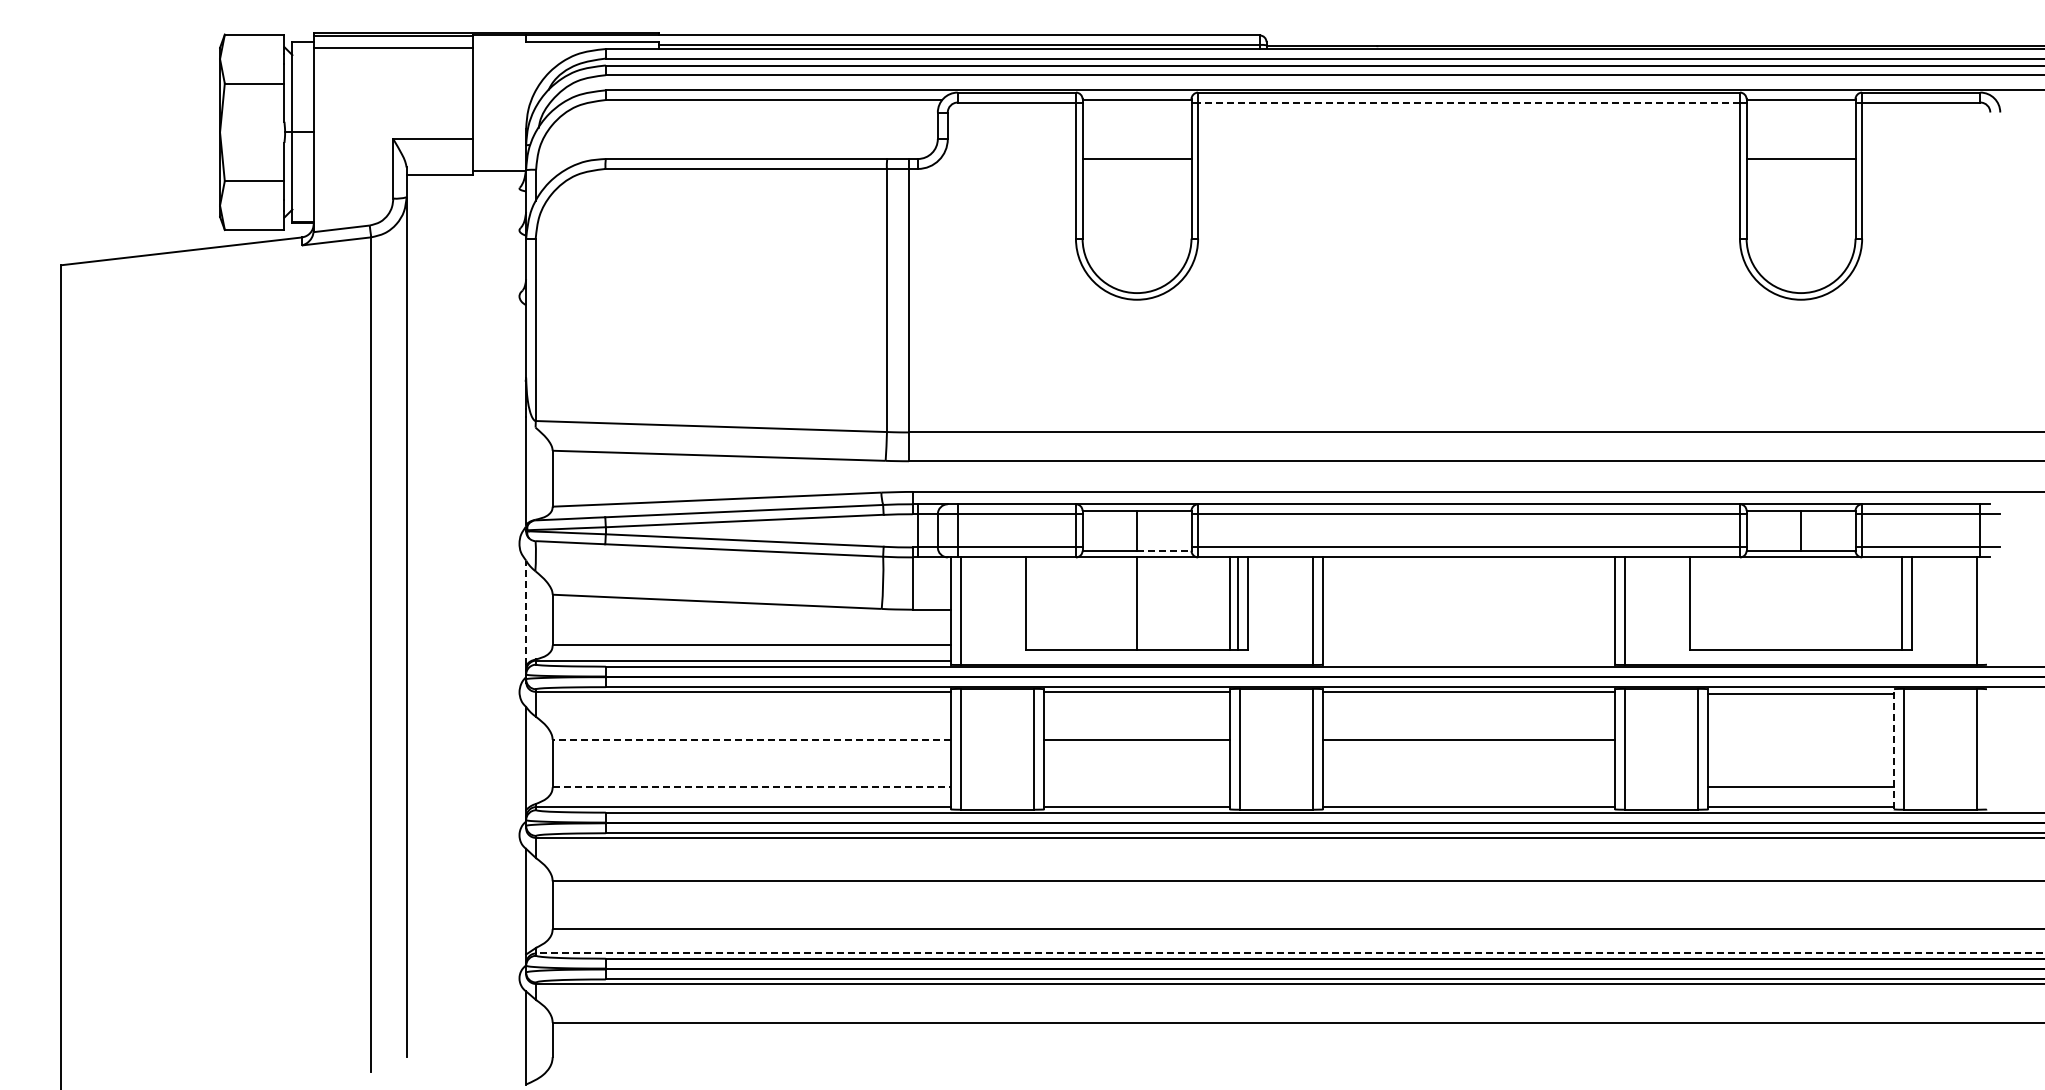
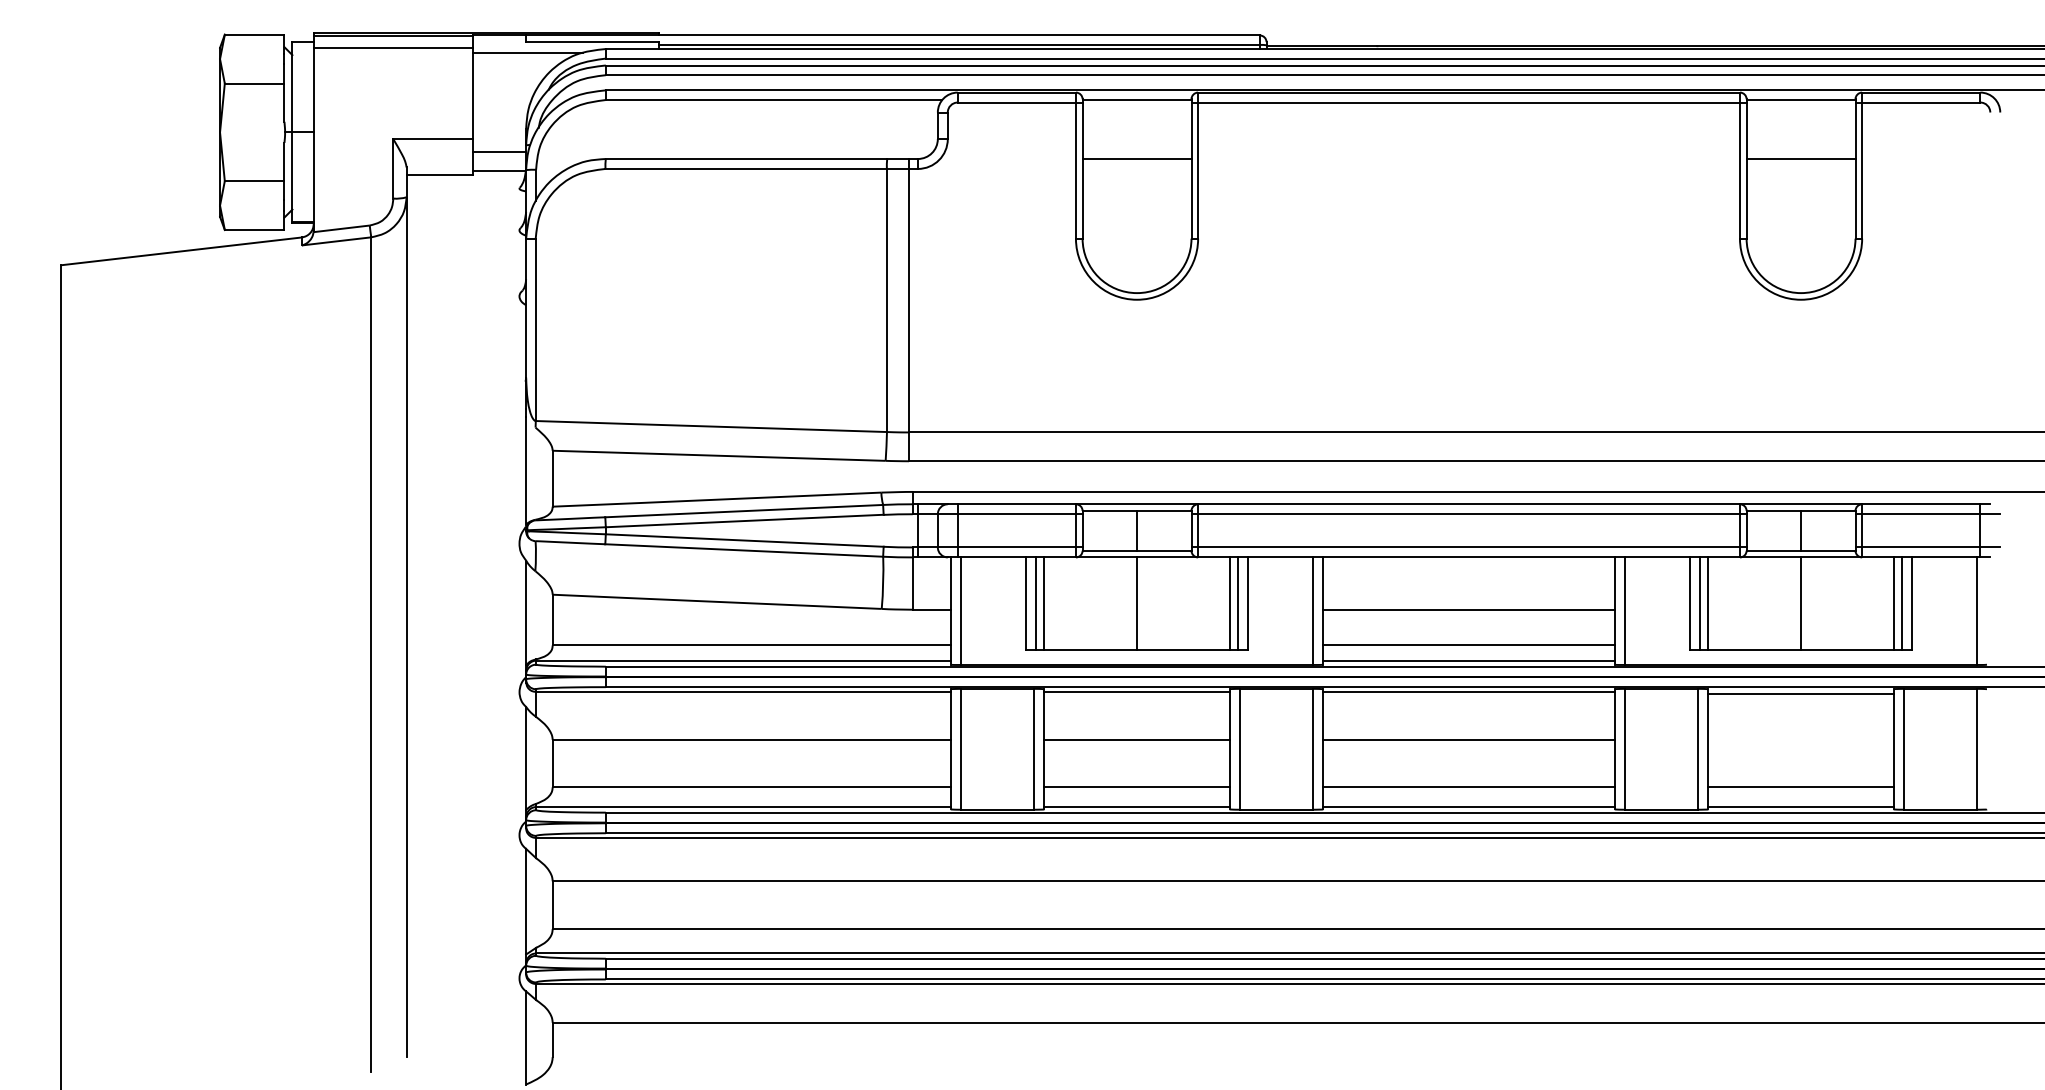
line: none -> present (528, 53)
line: dashed -> solid (1469, 102)
line: none -> present (499, 152)
line: dashed -> solid (1164, 550)
line: none -> present (1035, 603)
line: none -> present (1044, 603)
line: none -> present (1699, 603)
line: none -> present (1708, 603)
line: none -> present (1801, 603)
line: none -> present (1894, 603)
line: none -> present (1468, 609)
line: dashed -> solid (526, 612)
line: none -> present (1468, 645)
line: none -> present (1468, 660)
line: dashed -> solid (751, 739)
line: dashed -> solid (1894, 748)
line: dashed -> solid (752, 787)
line: none -> present (1137, 787)
line: none -> present (1468, 787)
line: dashed -> solid (1289, 953)
